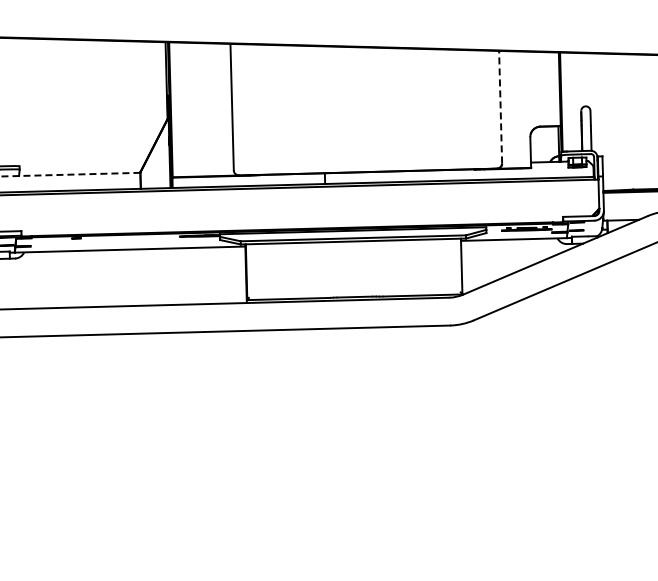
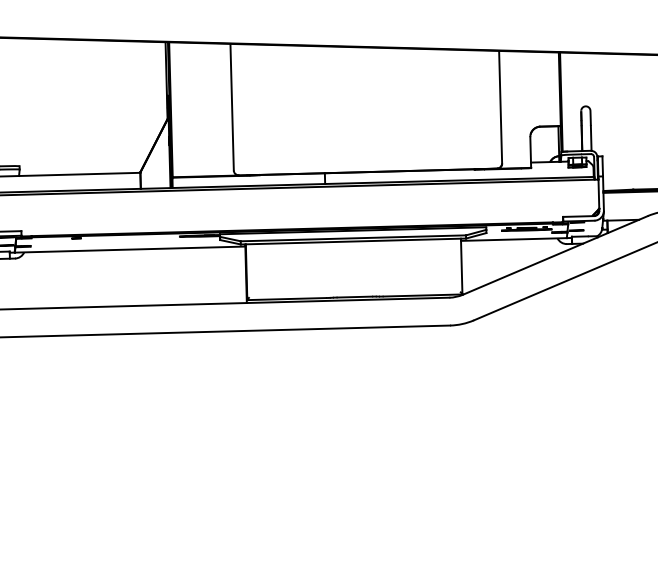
line: dashed -> solid (500, 106)
line: dashed -> solid (70, 174)
